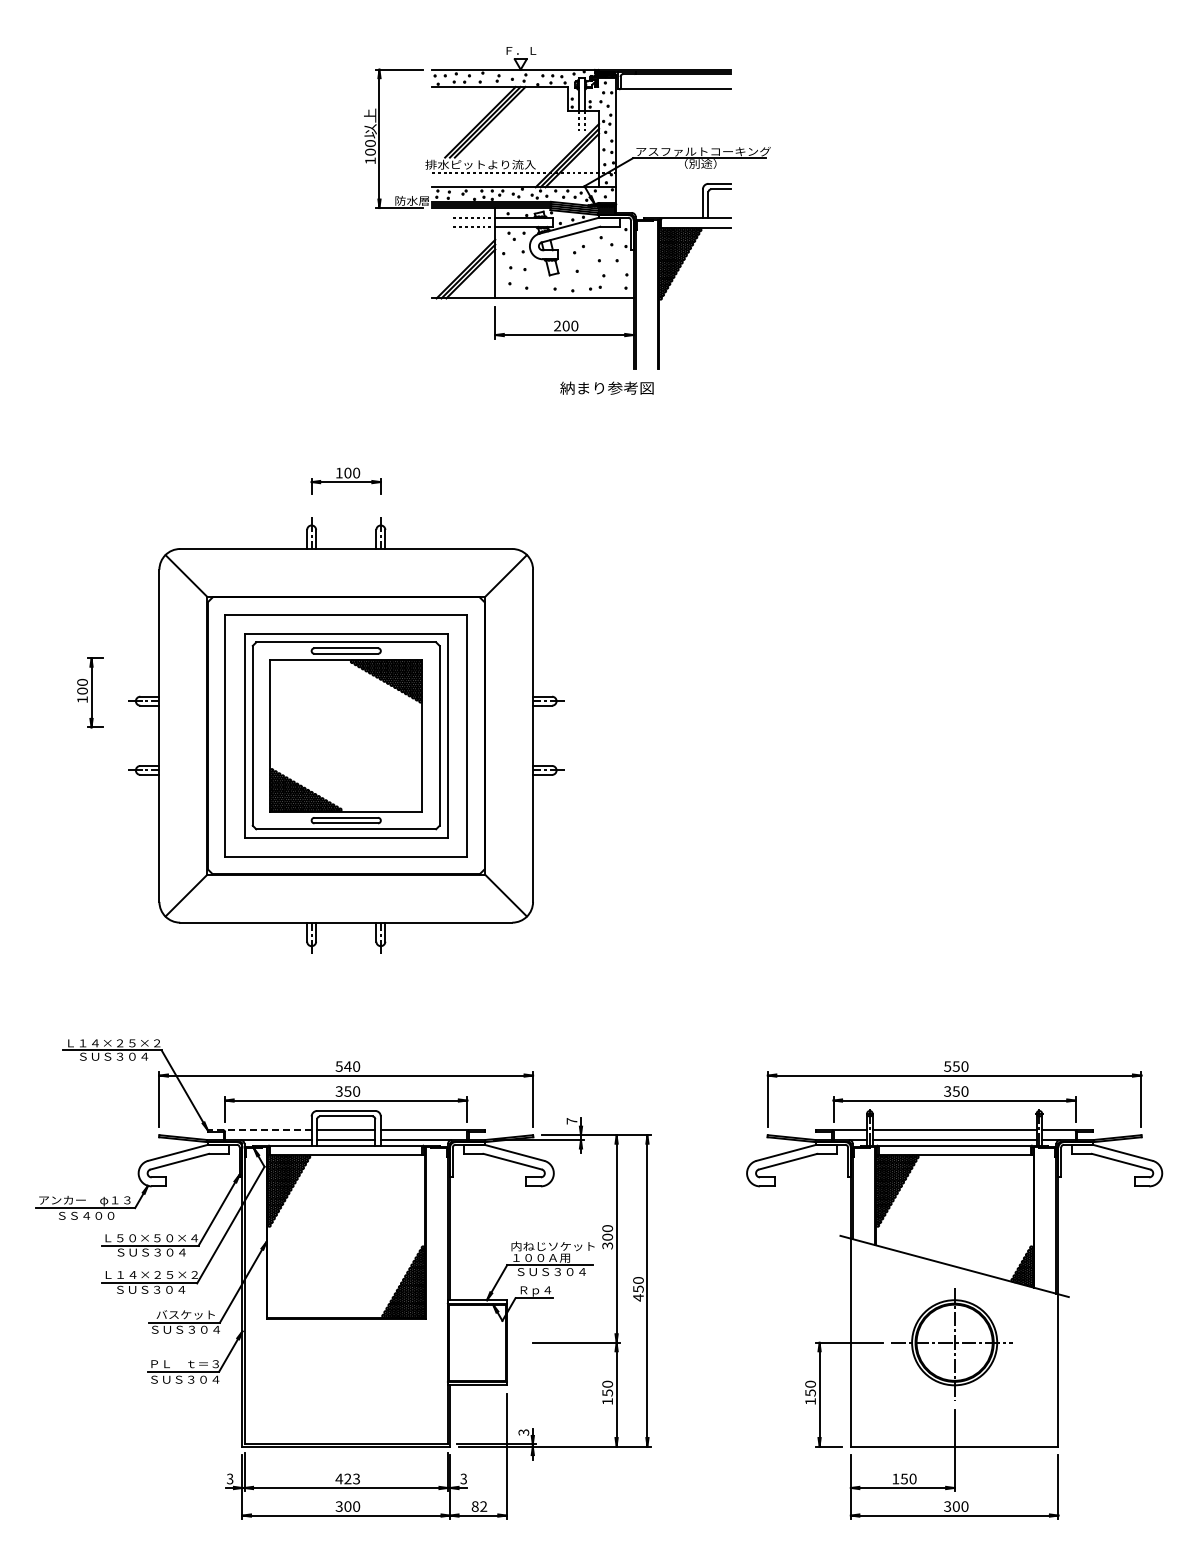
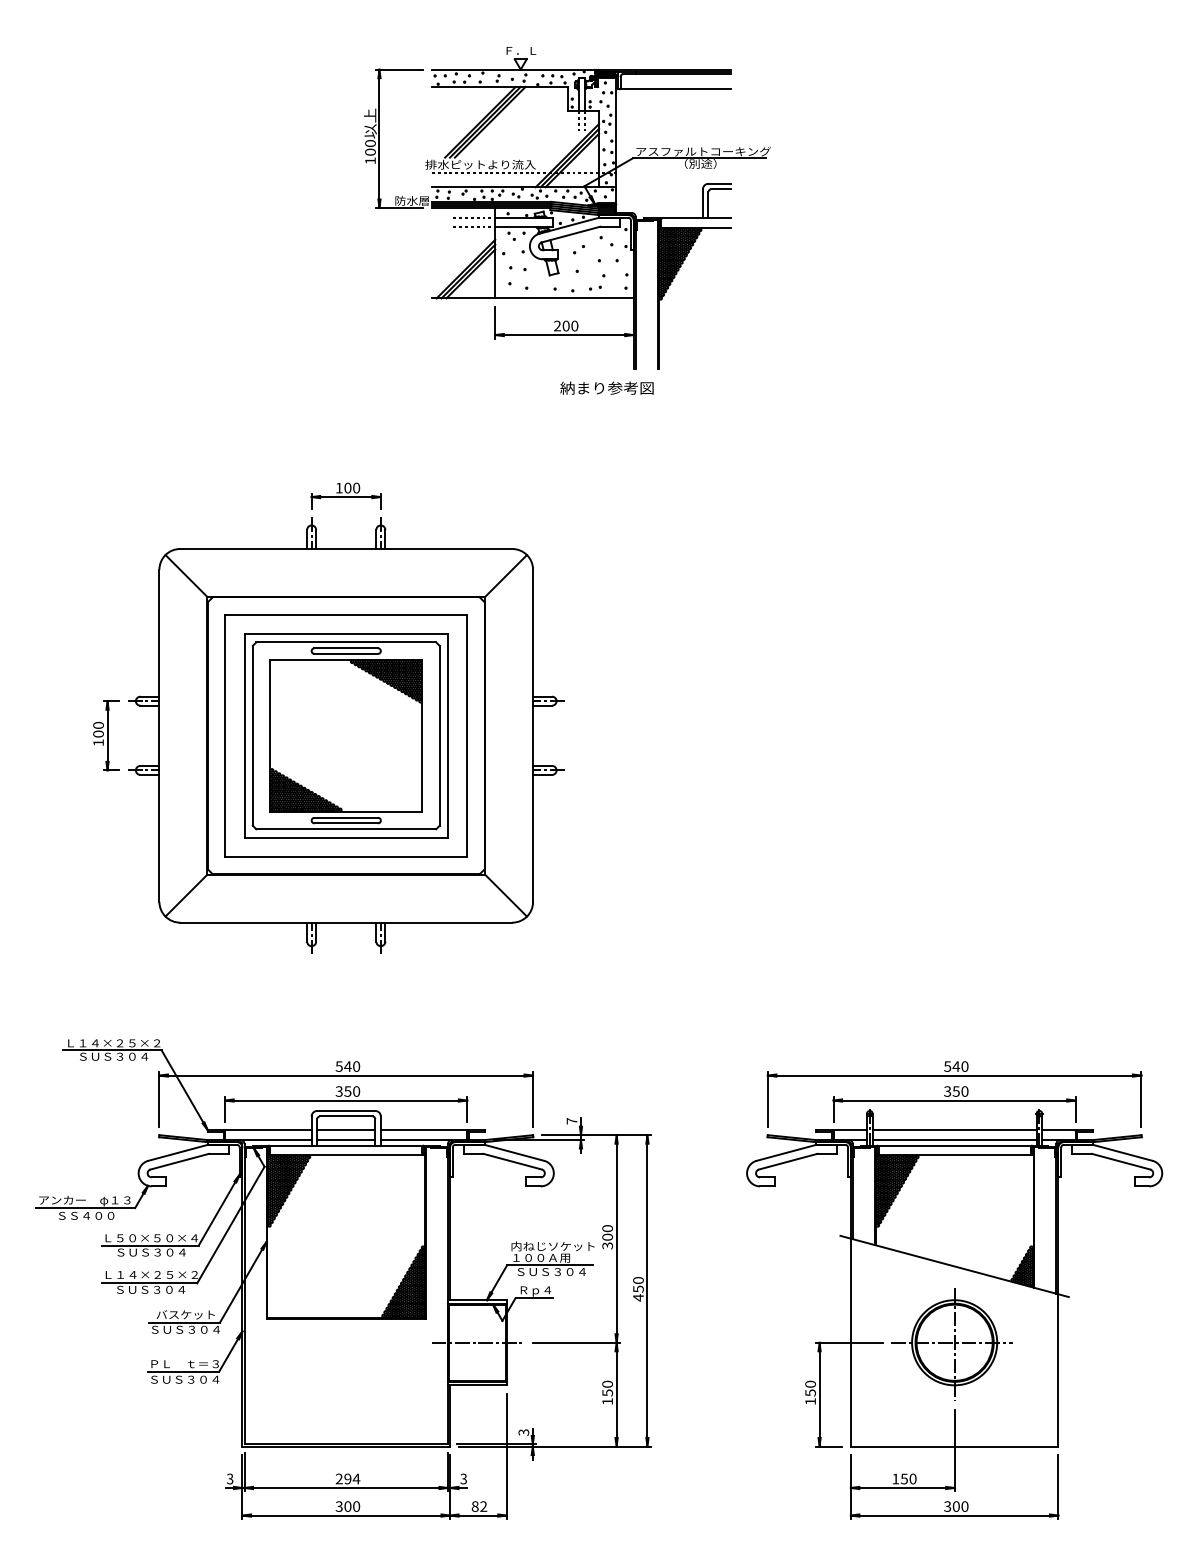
part position: (345, 480) -> (345, 495) (345, 495)
part position: (90, 692) -> (106, 735) (106, 735)
text: 550 -> 540 (956, 1066)
line: dashed -> solid (259, 1130)
line: none -> present (477, 1342)
text: 423 -> 294 (347, 1478)
